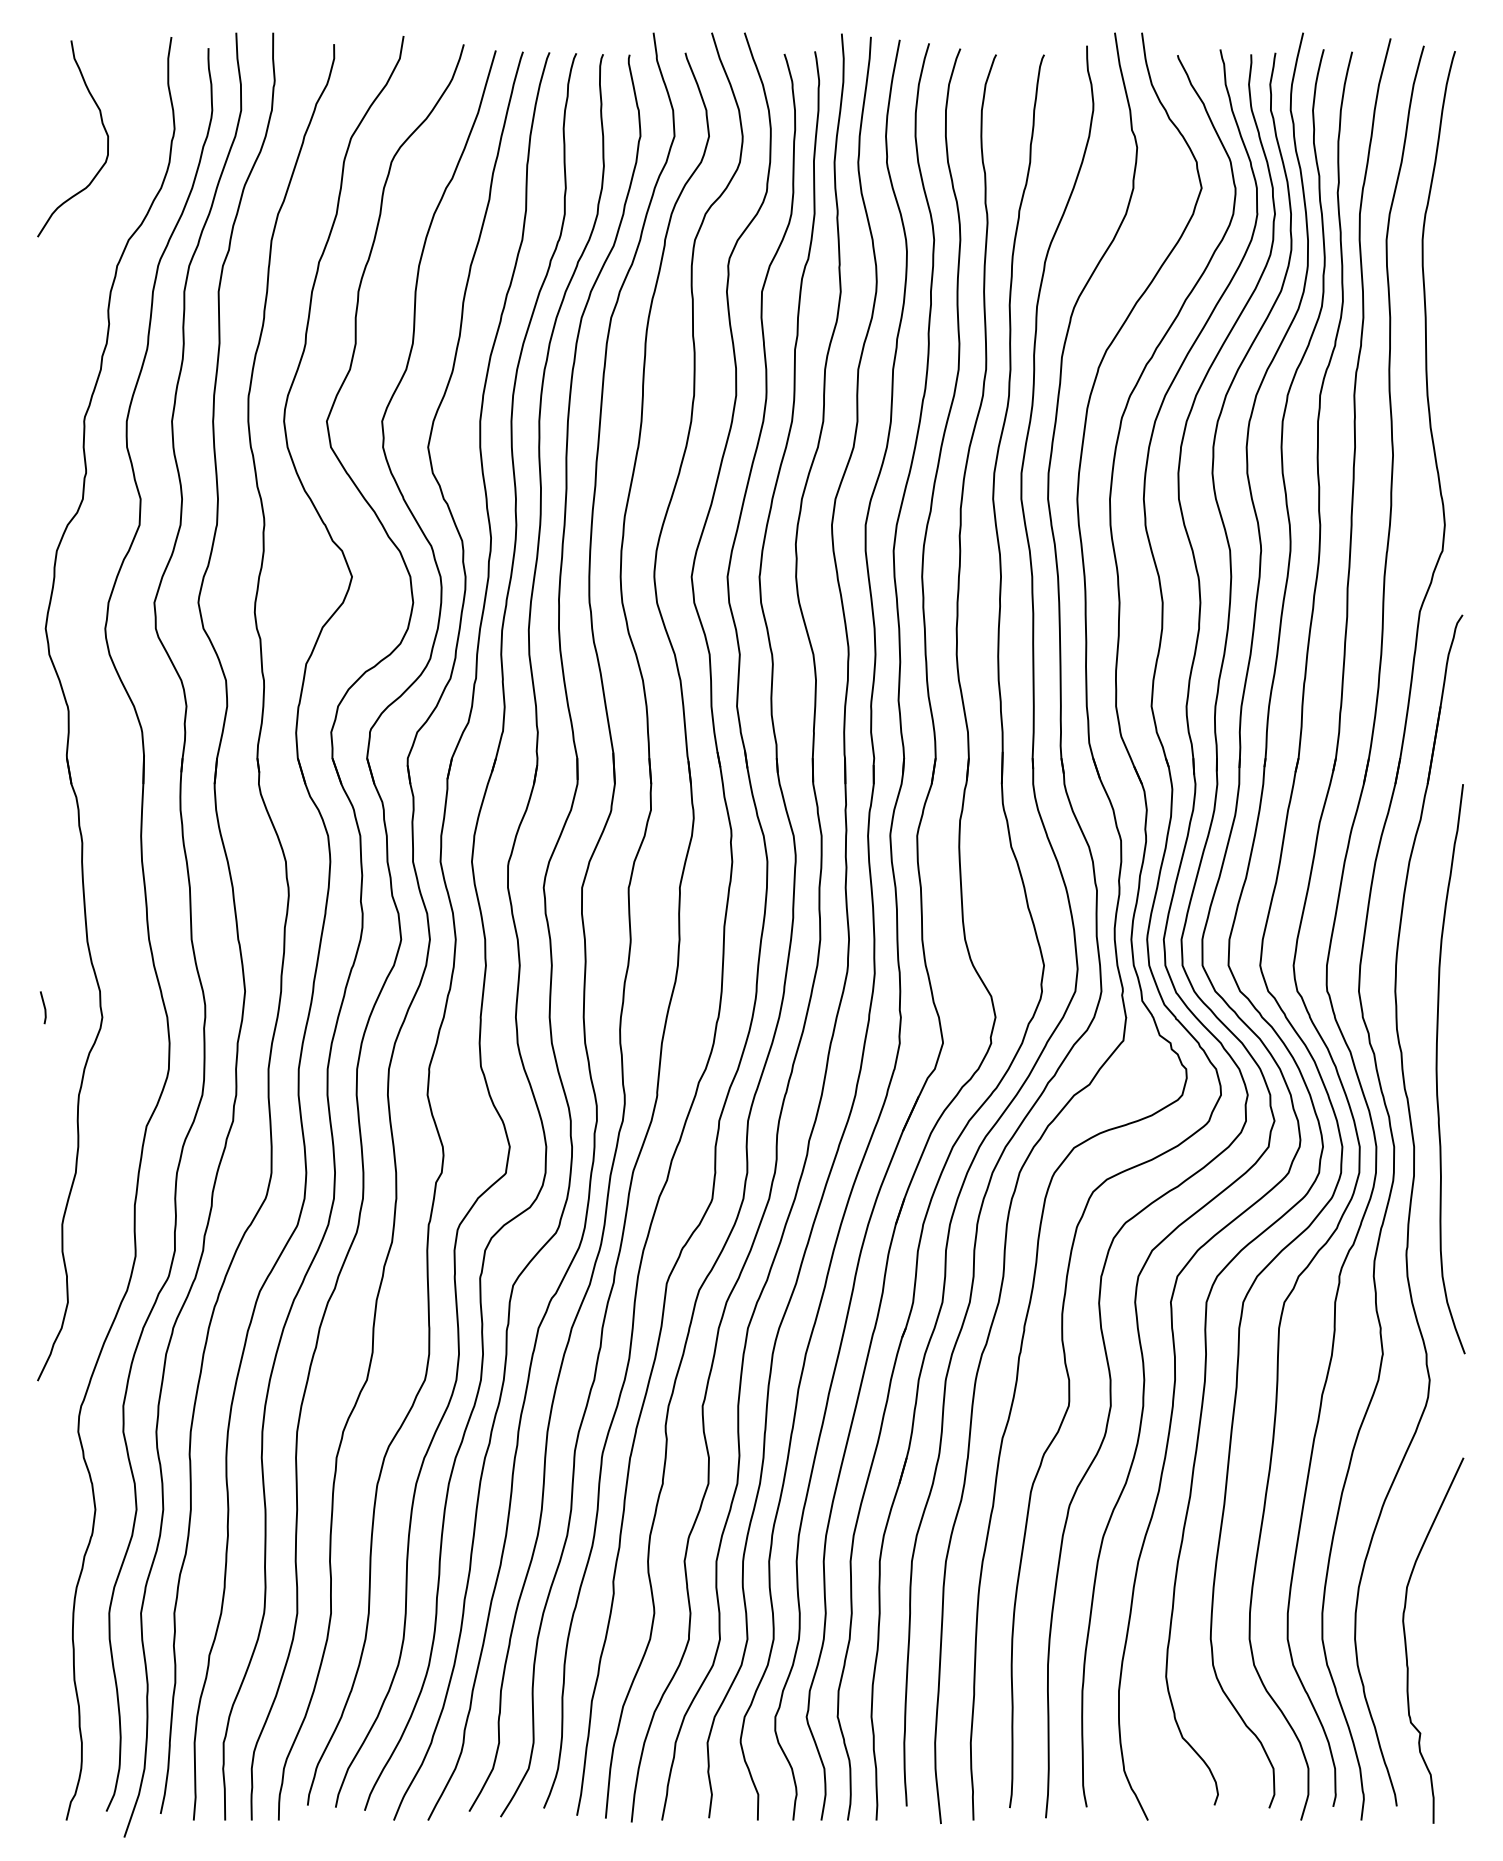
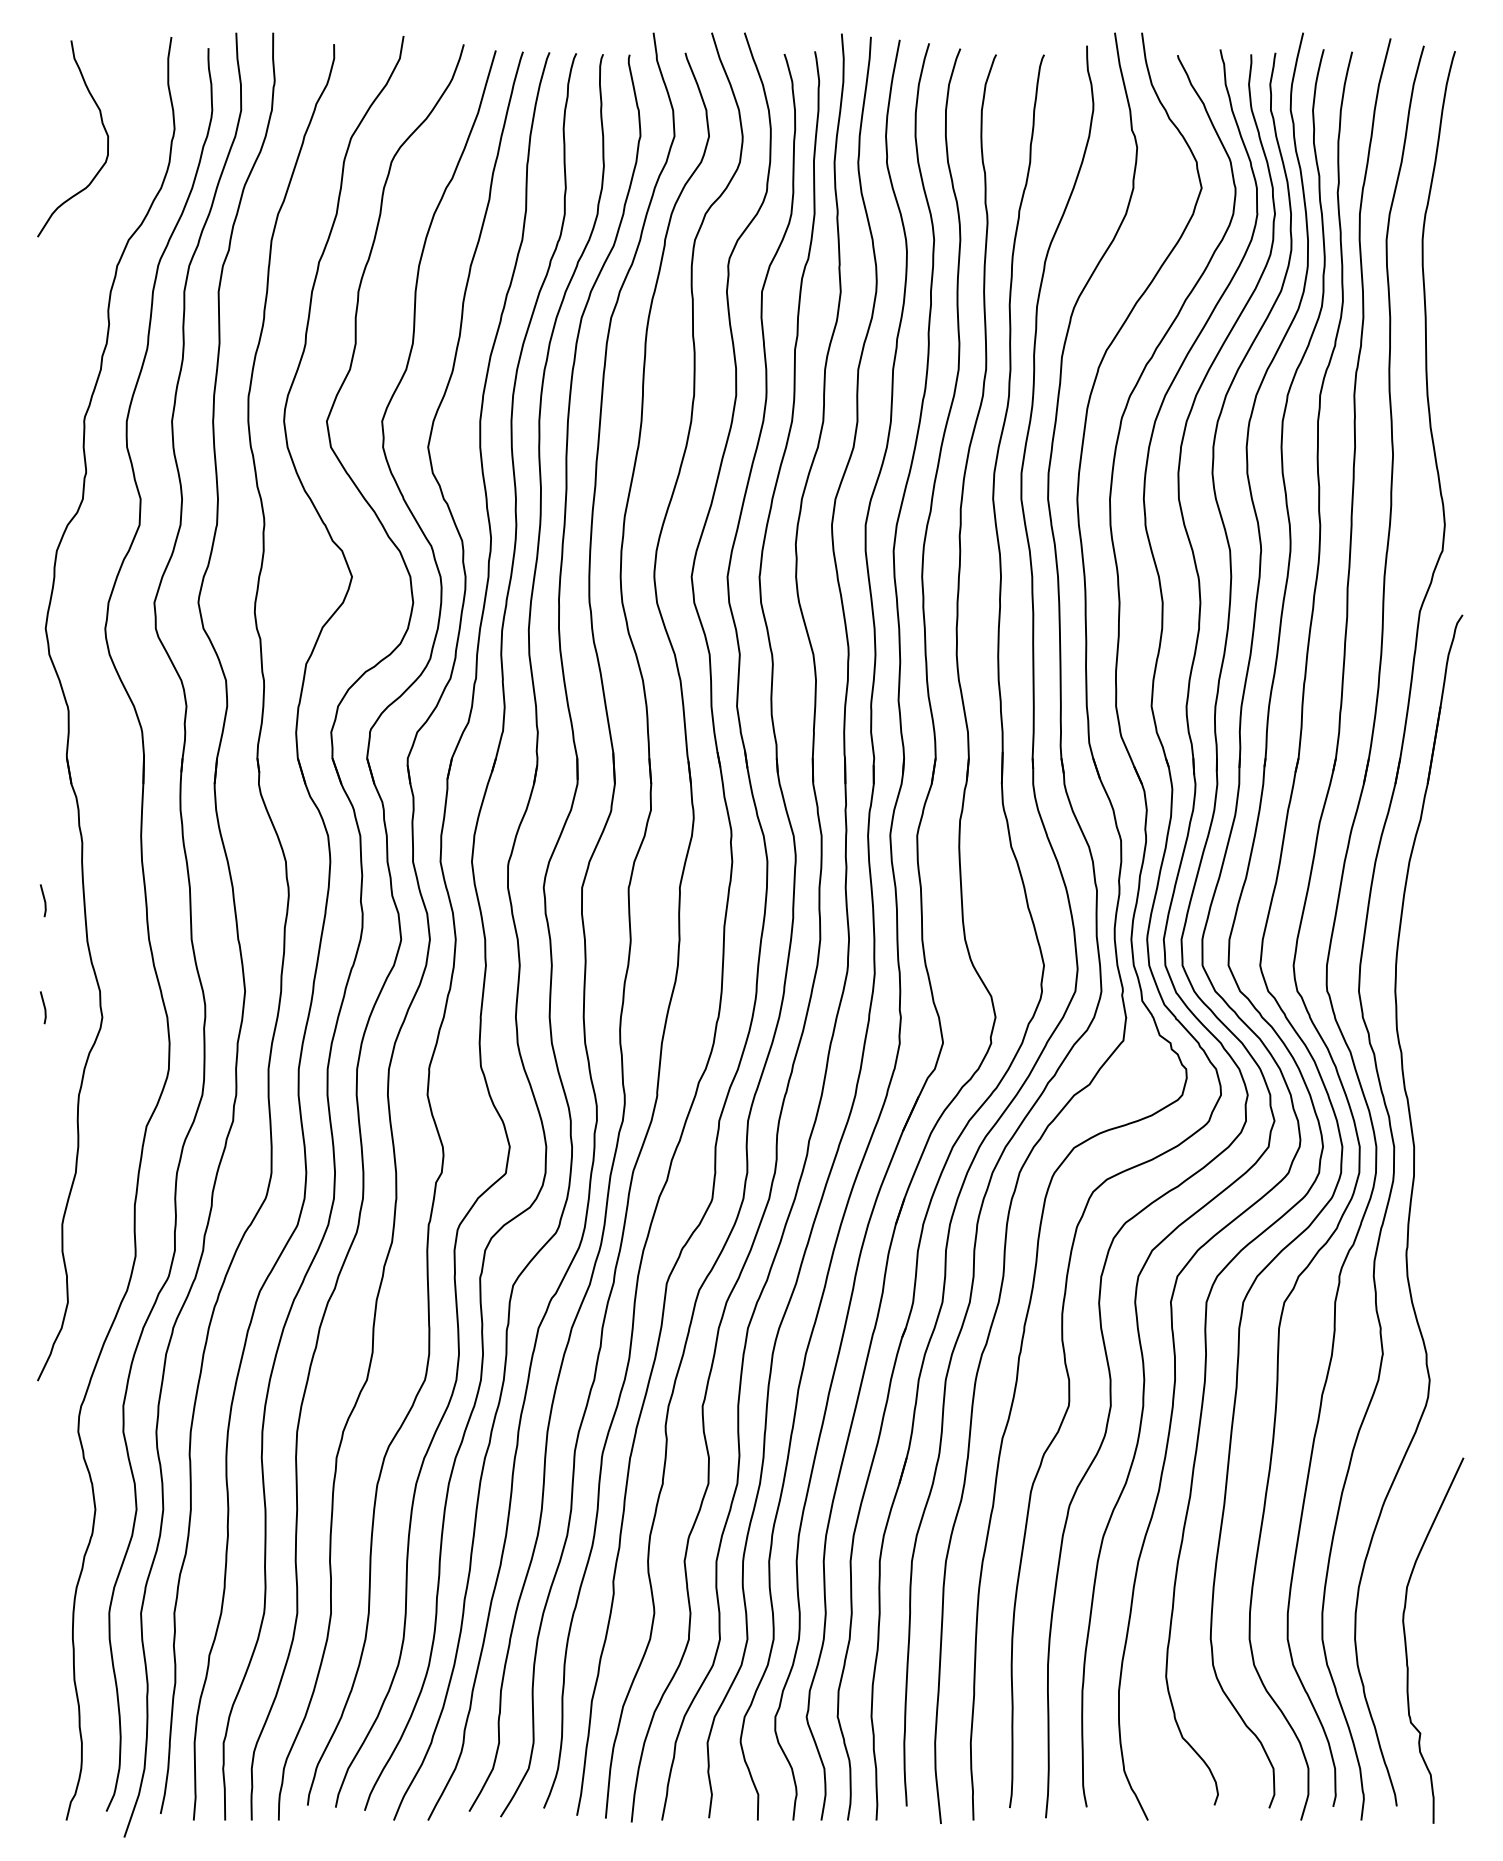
line: none -> present (43, 900)
curve: present -> none (1437, 1069)
